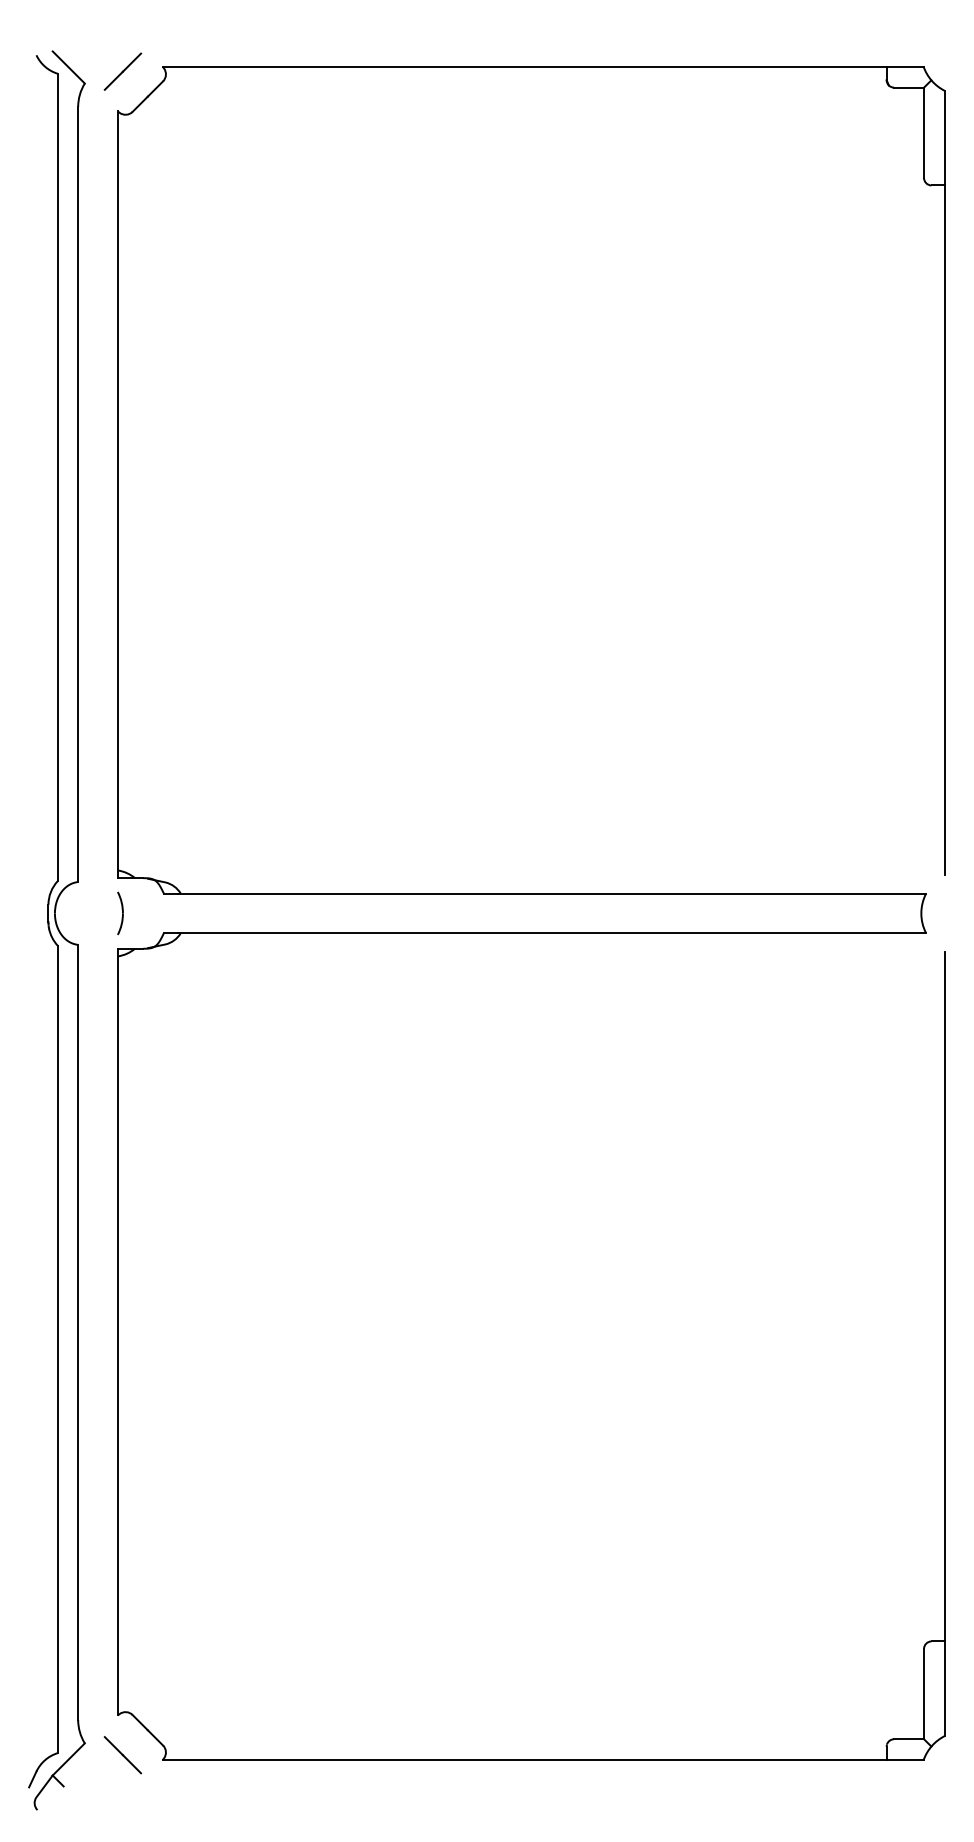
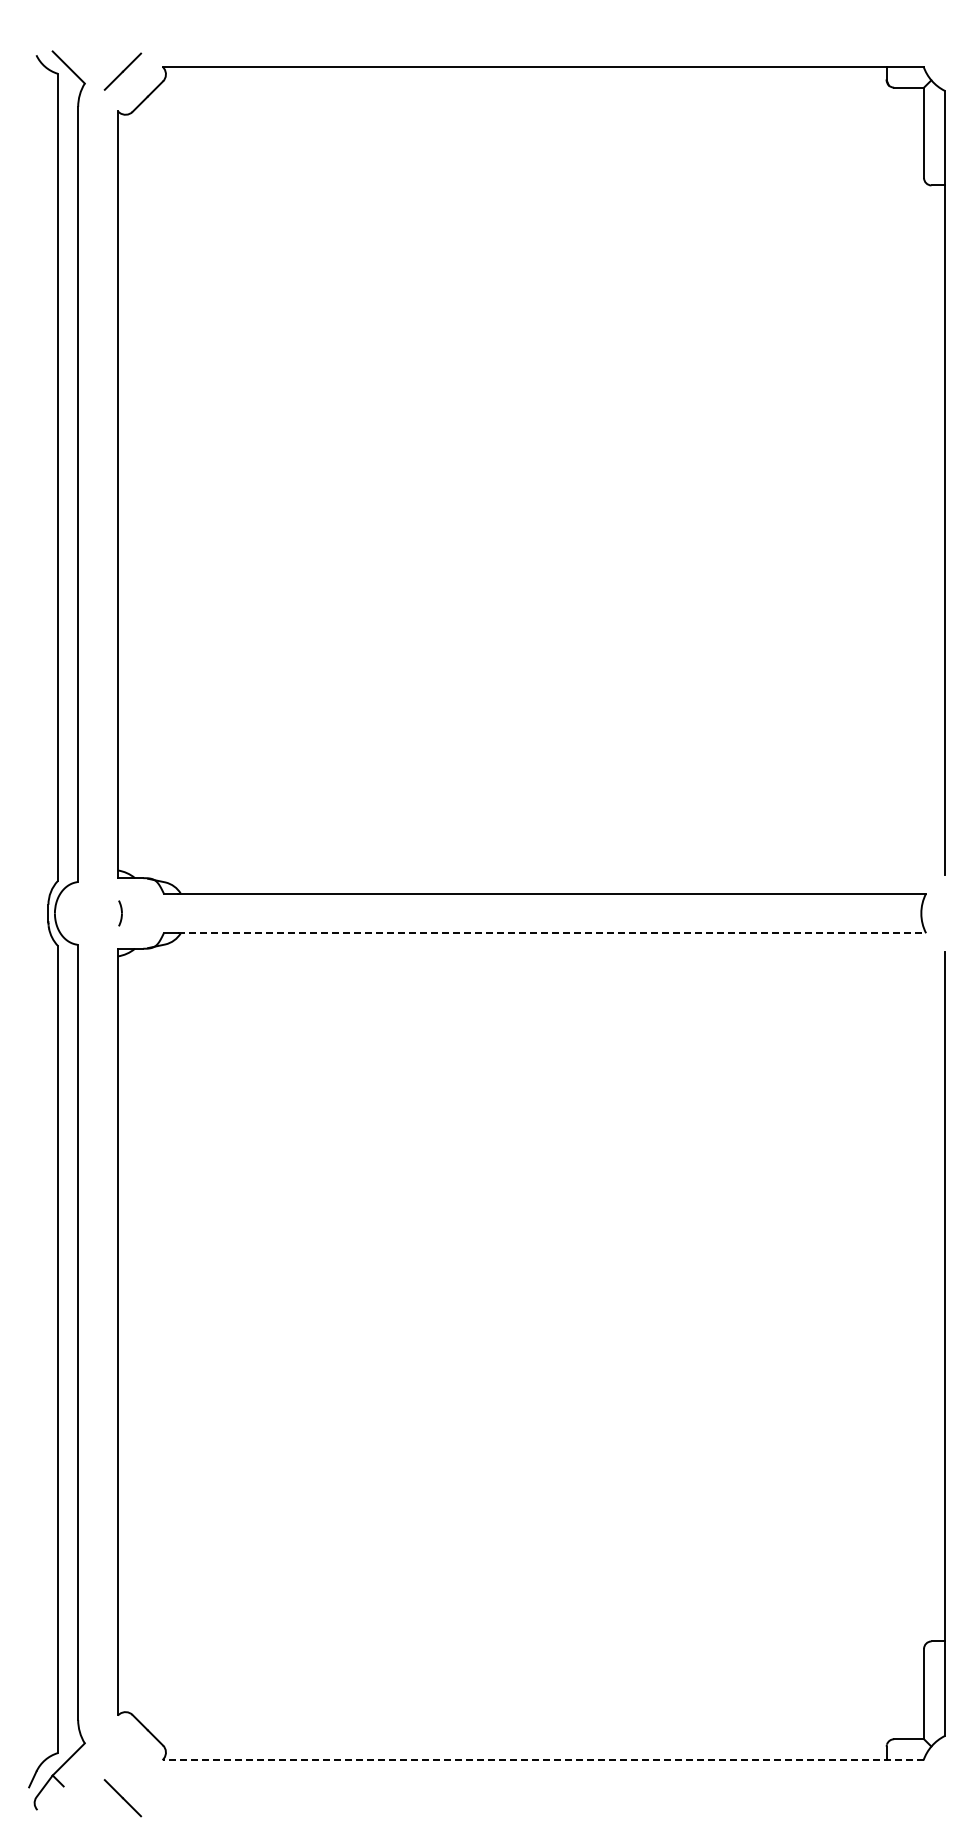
part size: 7x45 px -> 5x27 px (120, 913)
line: solid -> dashed (552, 933)
line position: (122, 1755) -> (122, 1798) (122, 1798)
line: solid -> dashed (542, 1760)
